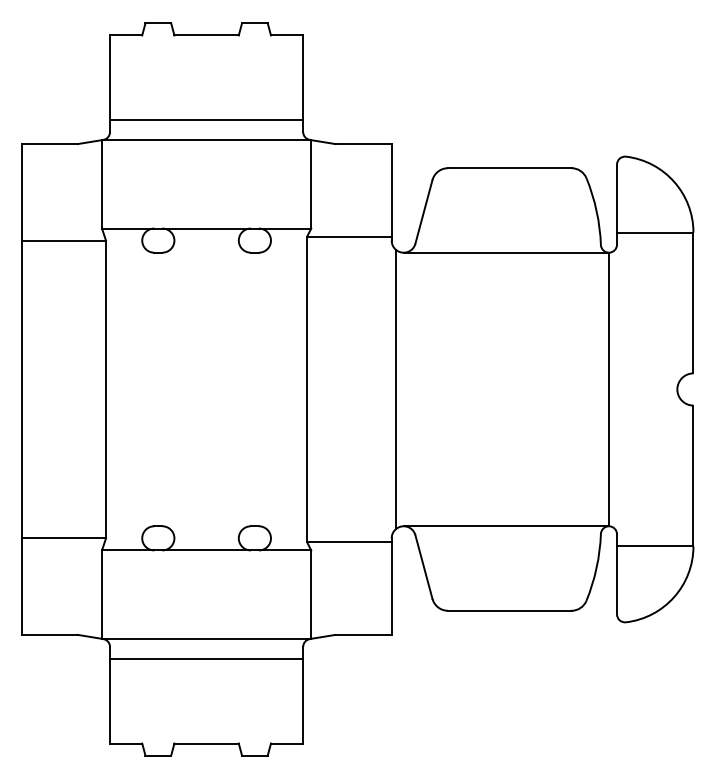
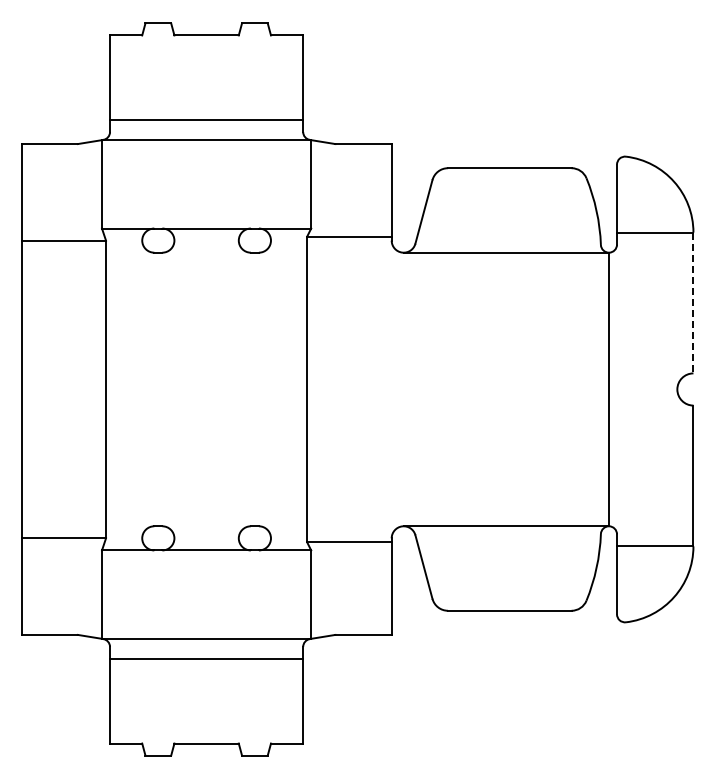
line: solid -> dashed (693, 303)
line: present -> none (395, 389)
